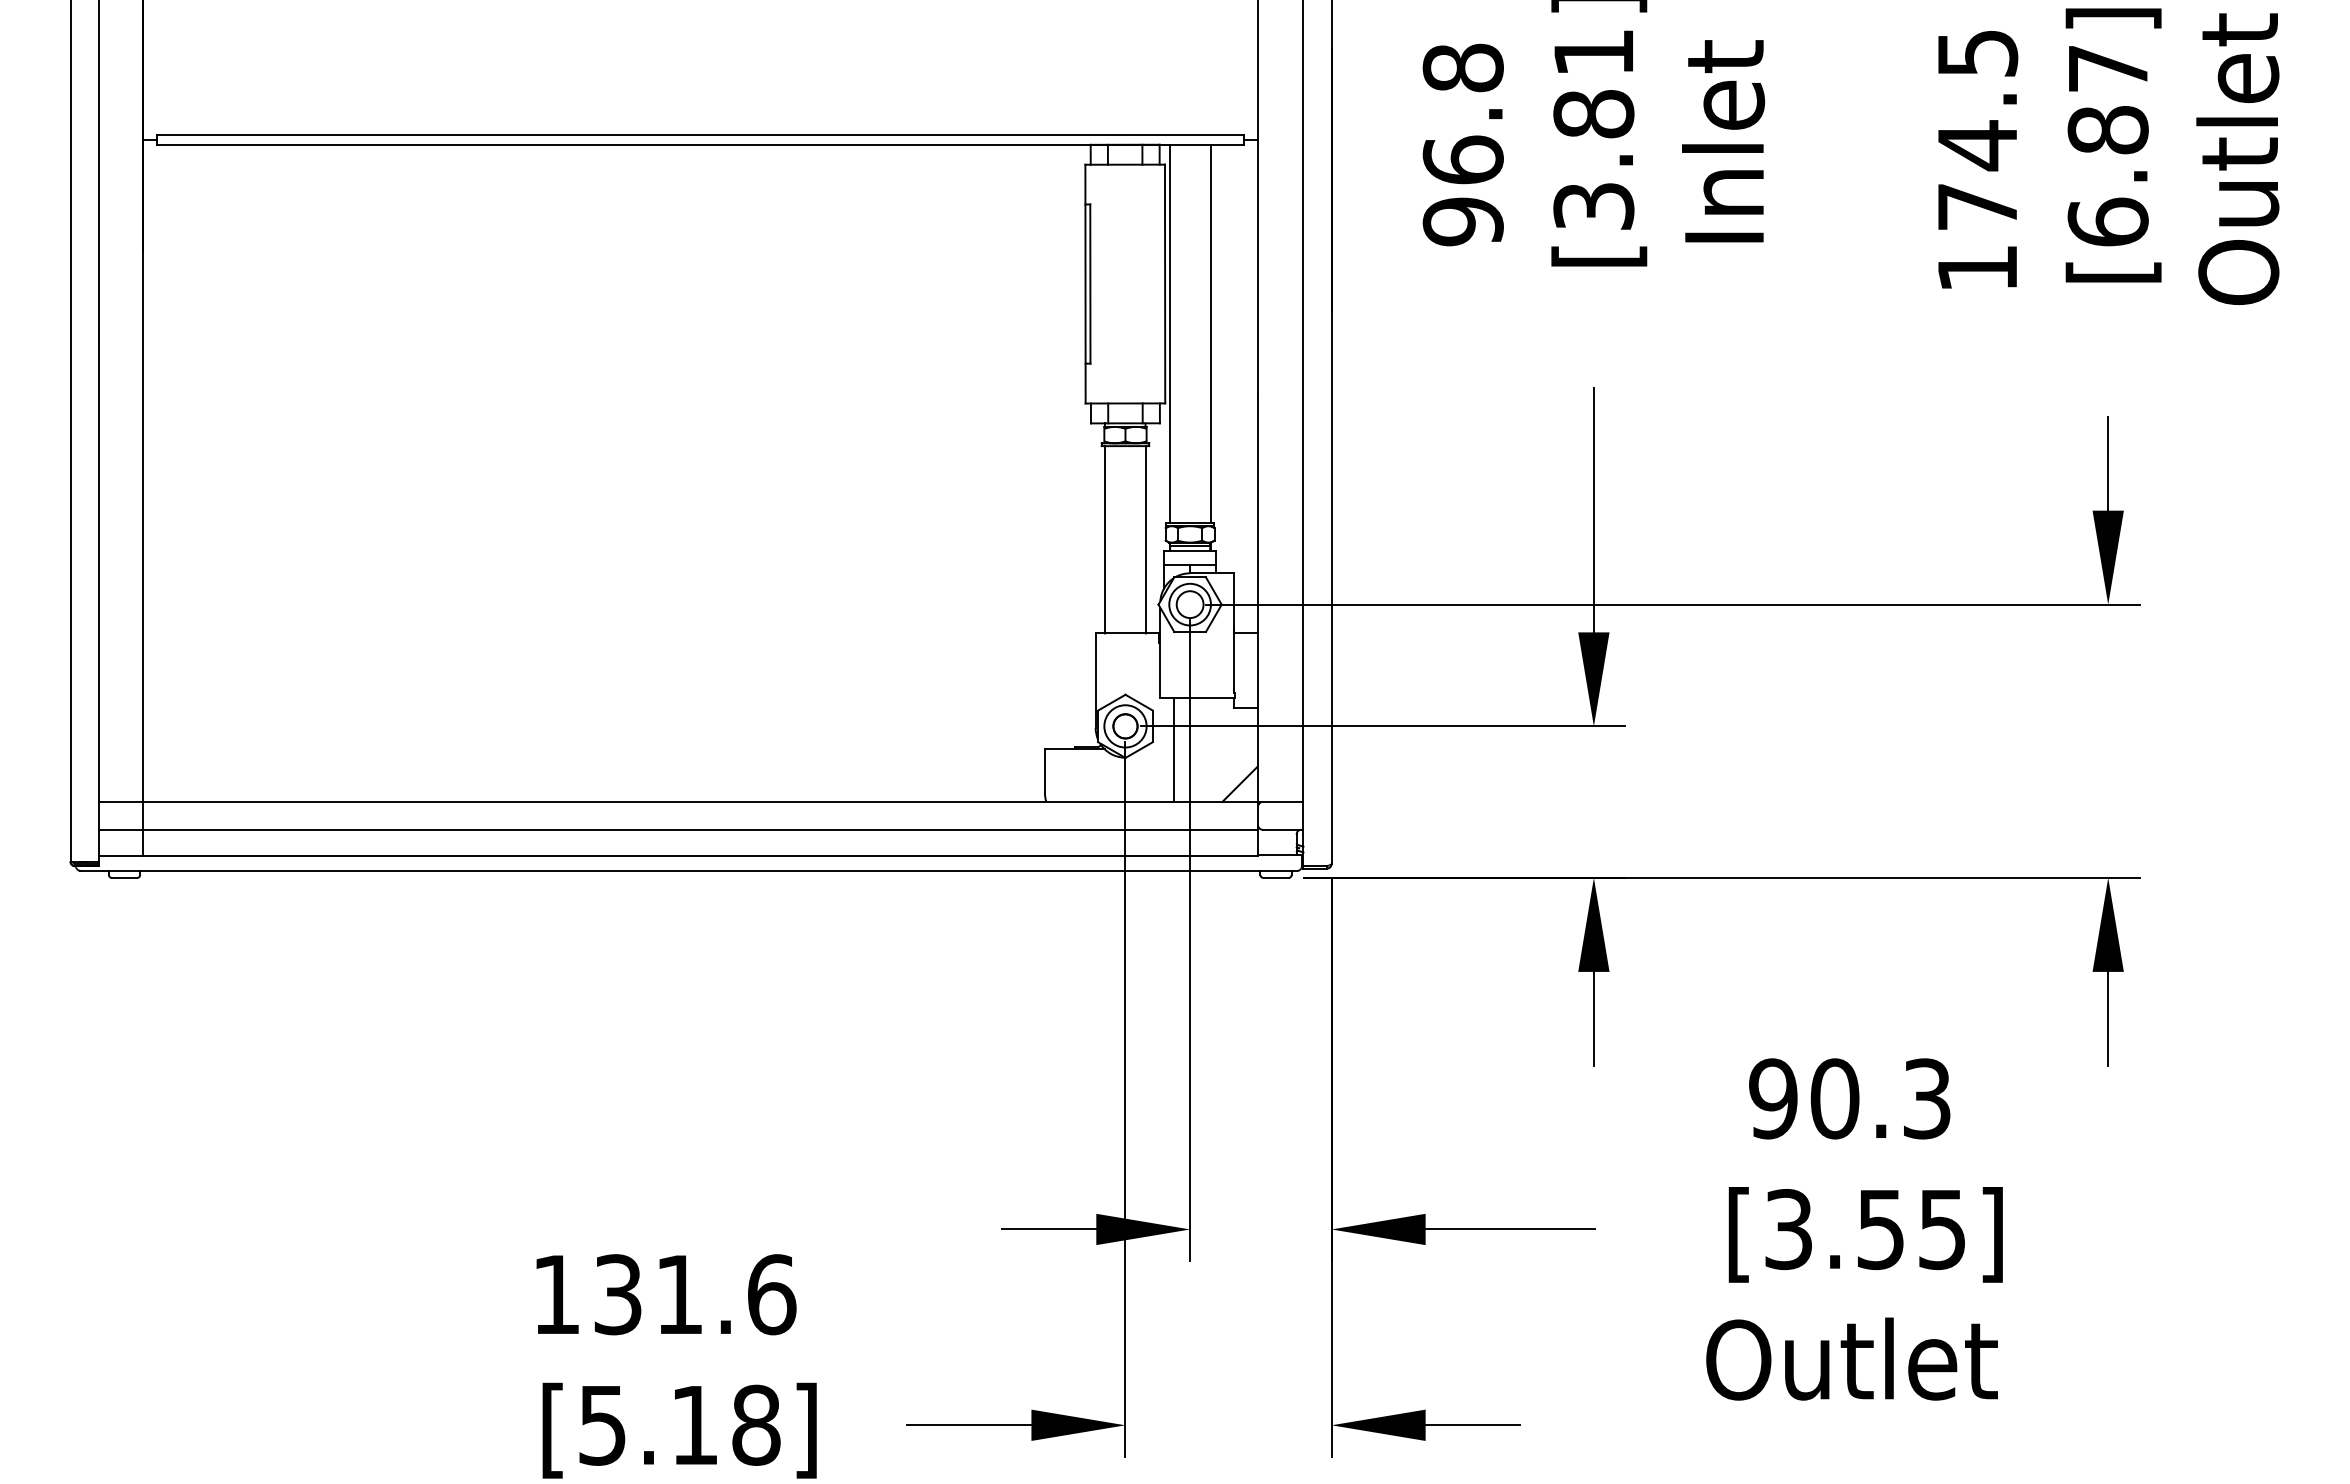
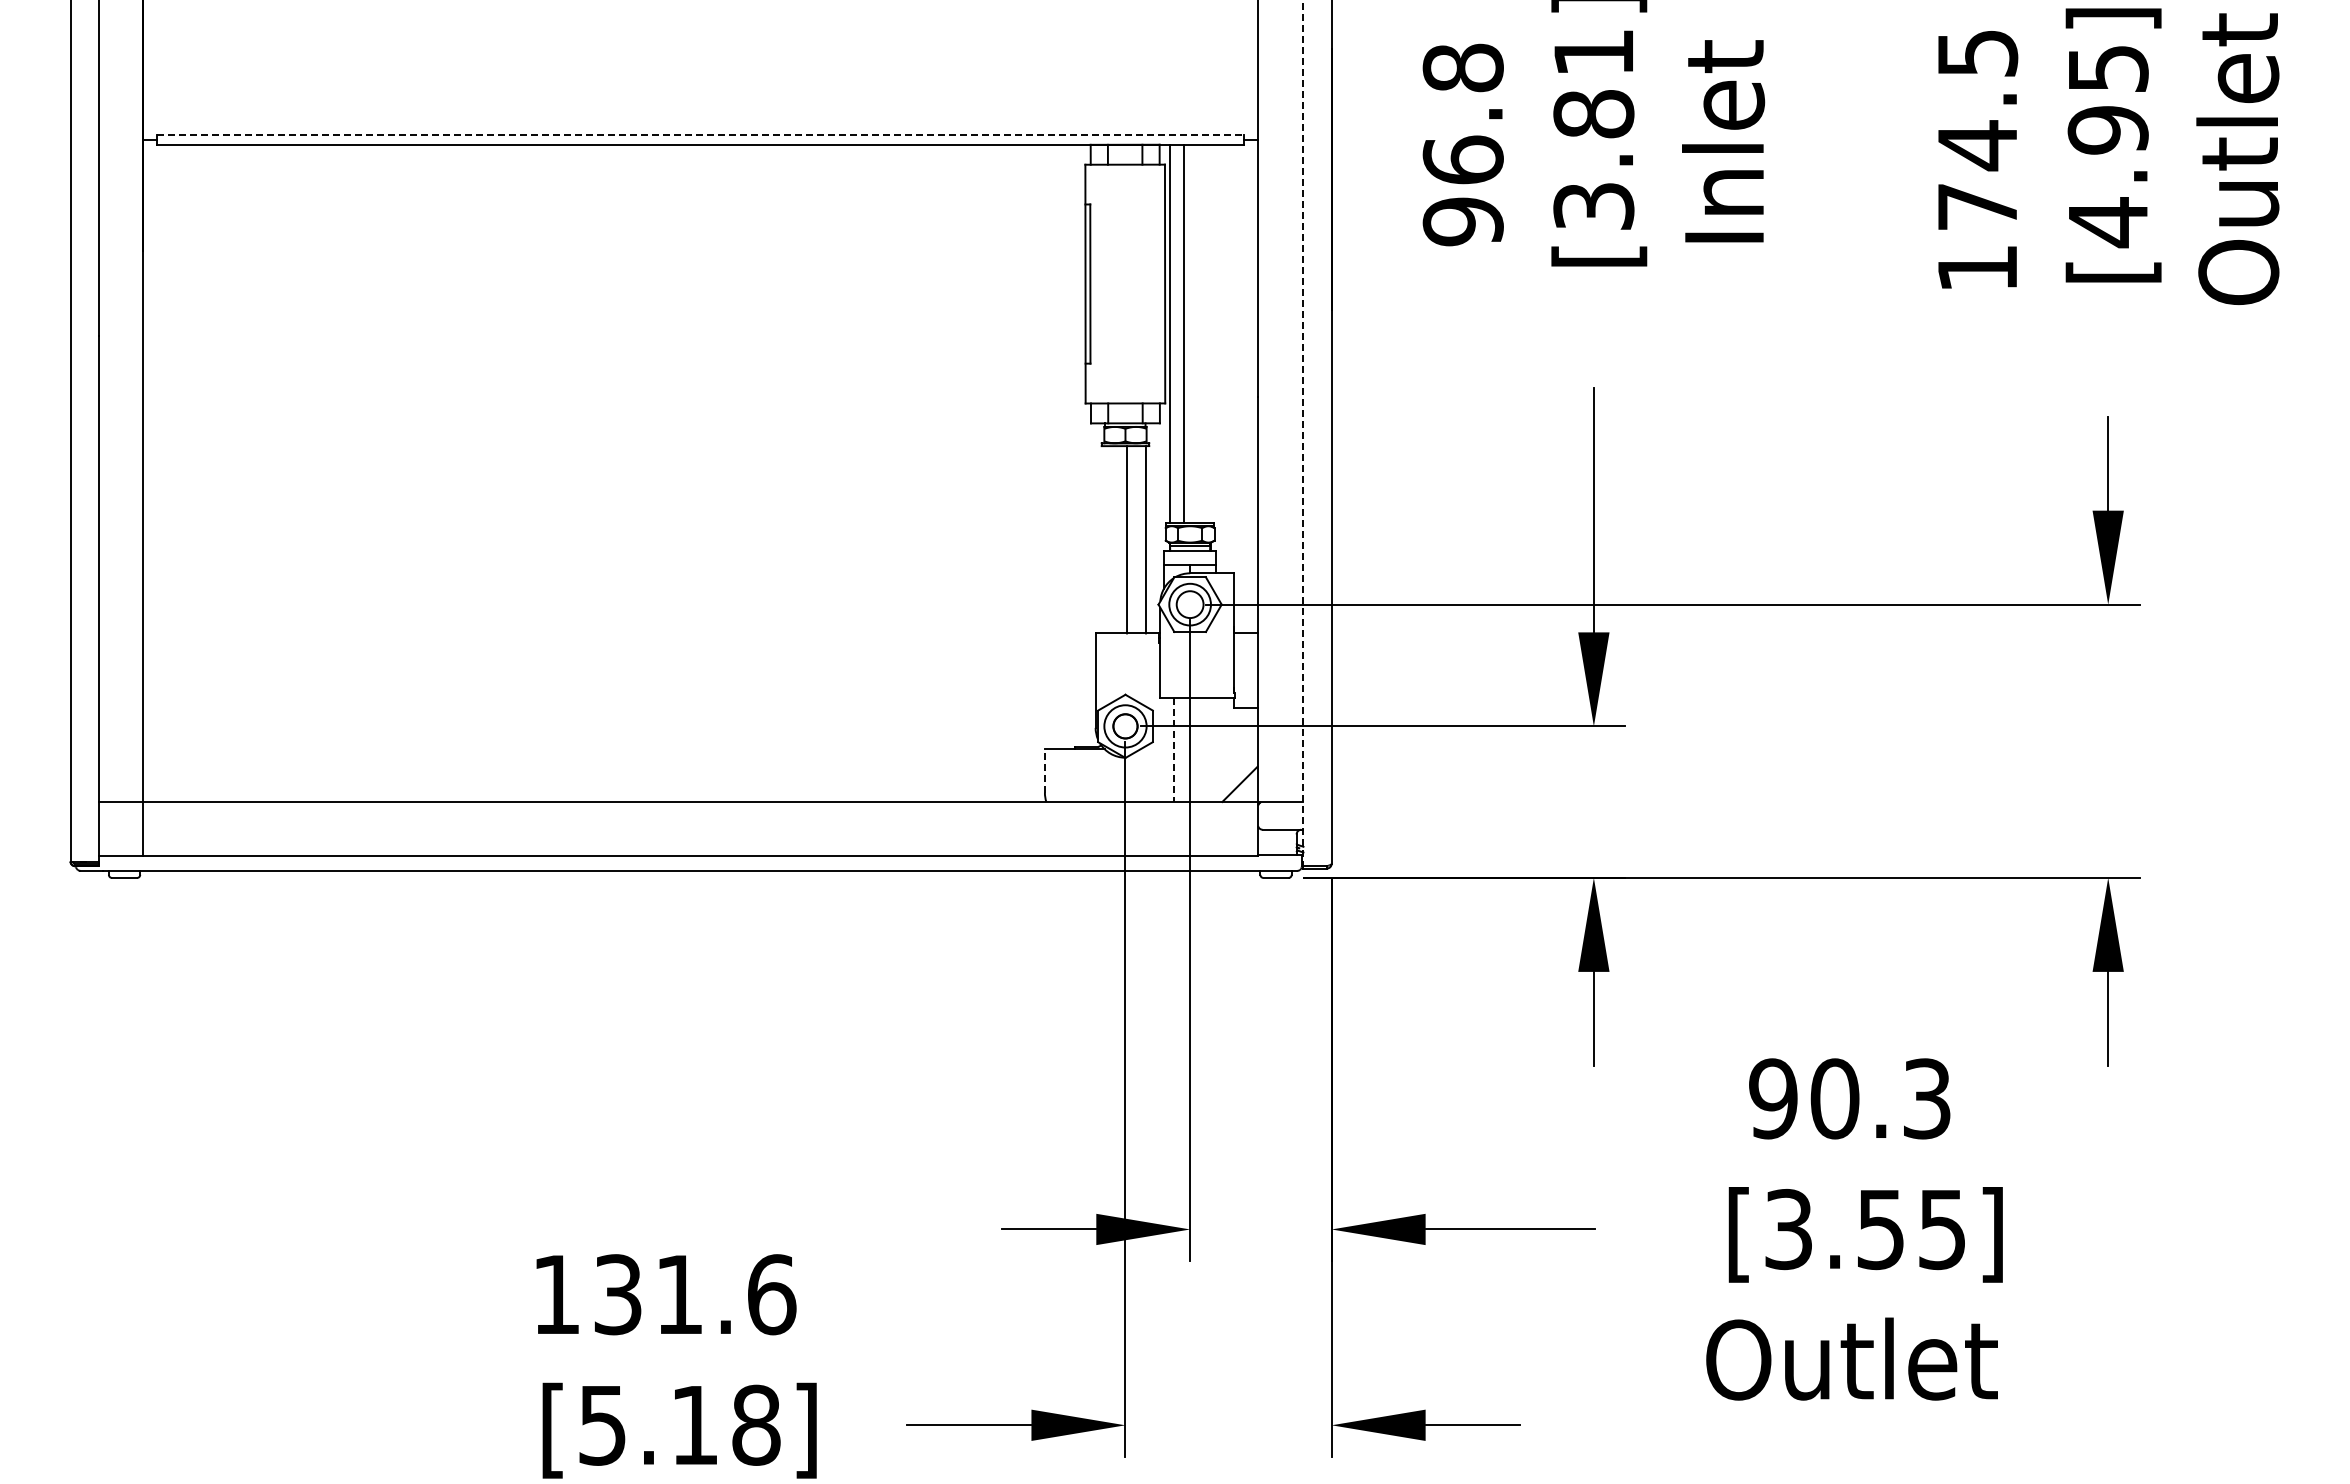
line: solid -> dashed (700, 134)
text: [6.87] -> [4.95] (2107, 147)
line position: (1210, 333) -> (1183, 333) (1183, 333)
line: solid -> dashed (1303, 433)
line position: (1104, 539) -> (1126, 539) (1126, 539)
line: solid -> dashed (1174, 750)
line: solid -> dashed (1044, 771)
line: present -> none (678, 829)
